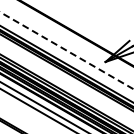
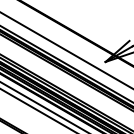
line: dashed -> solid (67, 50)
